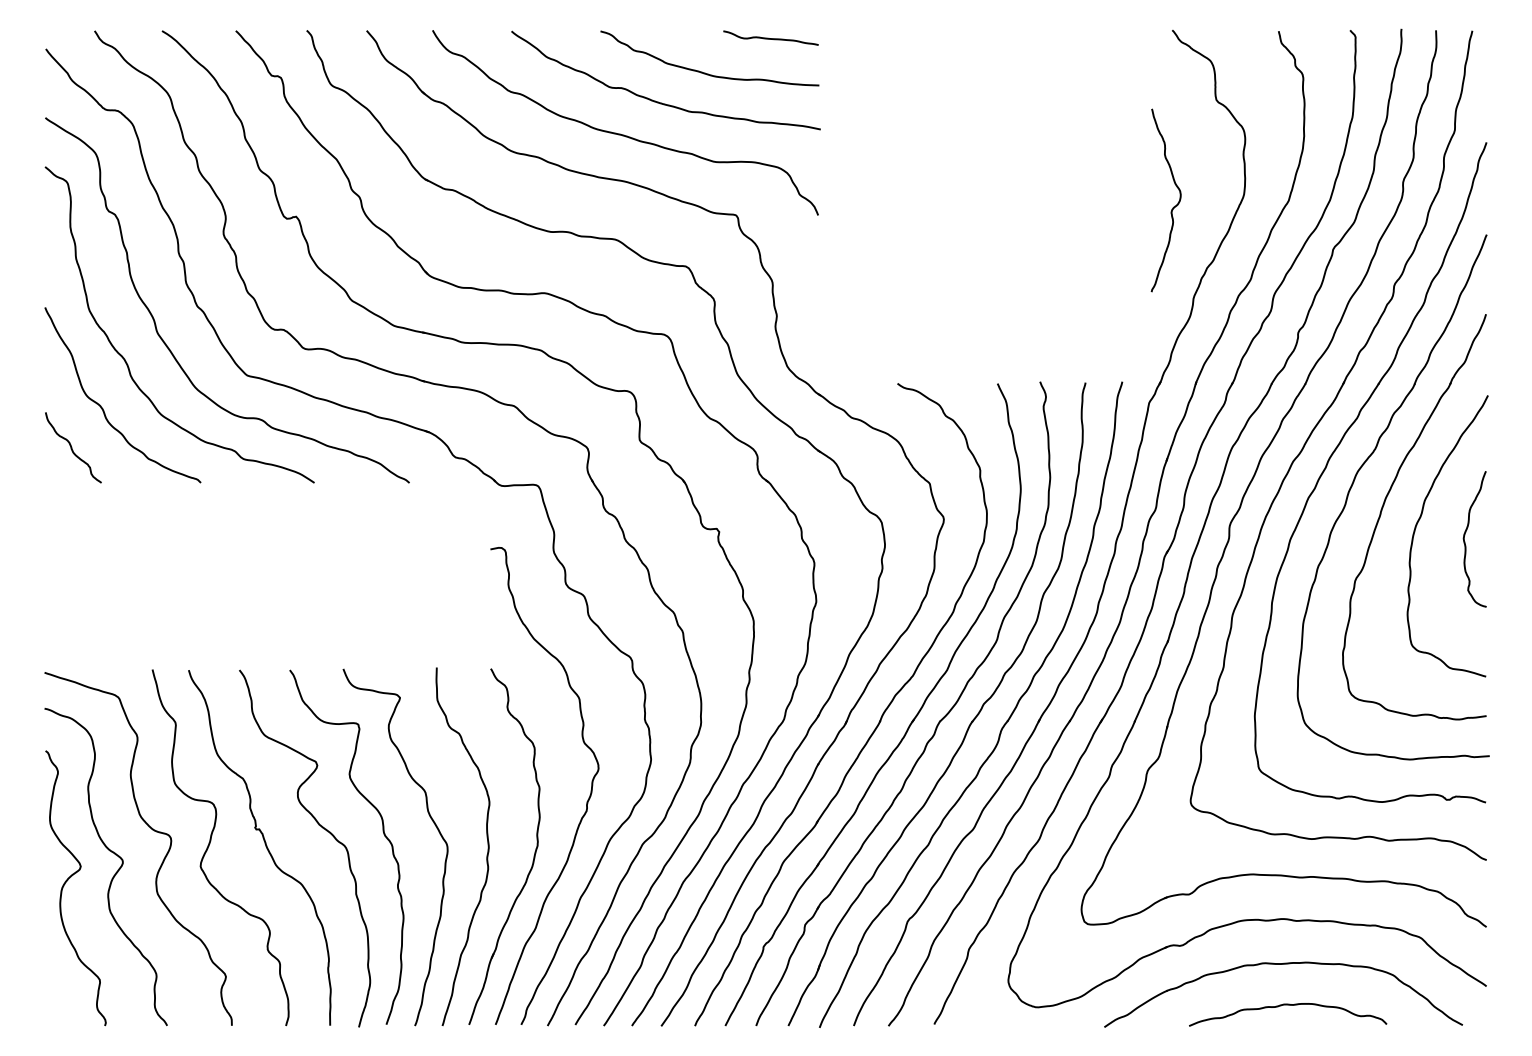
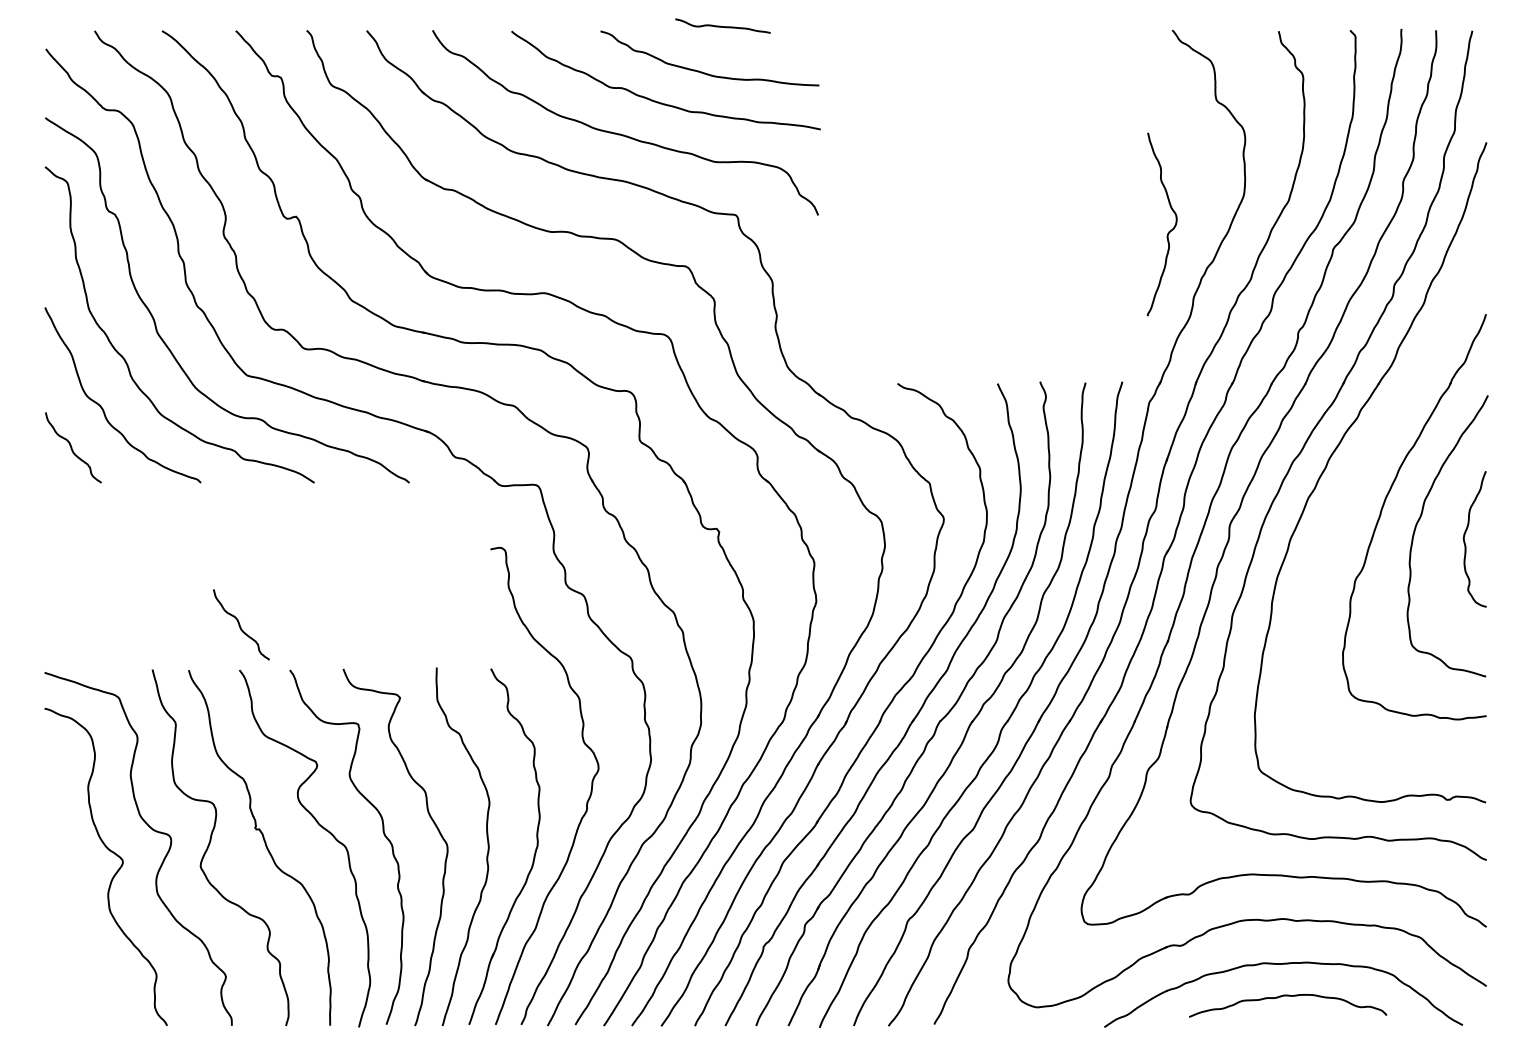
curve position: (770, 38) -> (722, 26) (722, 26)
curve position: (1172, 207) -> (1168, 231) (1168, 231)
part: present -> none (1354, 482)
curve: none -> present (240, 624)
curve: present -> none (68, 880)
curve position: (1288, 1005) -> (1288, 996) (1288, 996)
